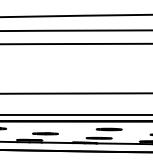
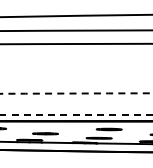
arc: solid -> dashed (76, 93)
line: solid -> dashed (76, 115)
